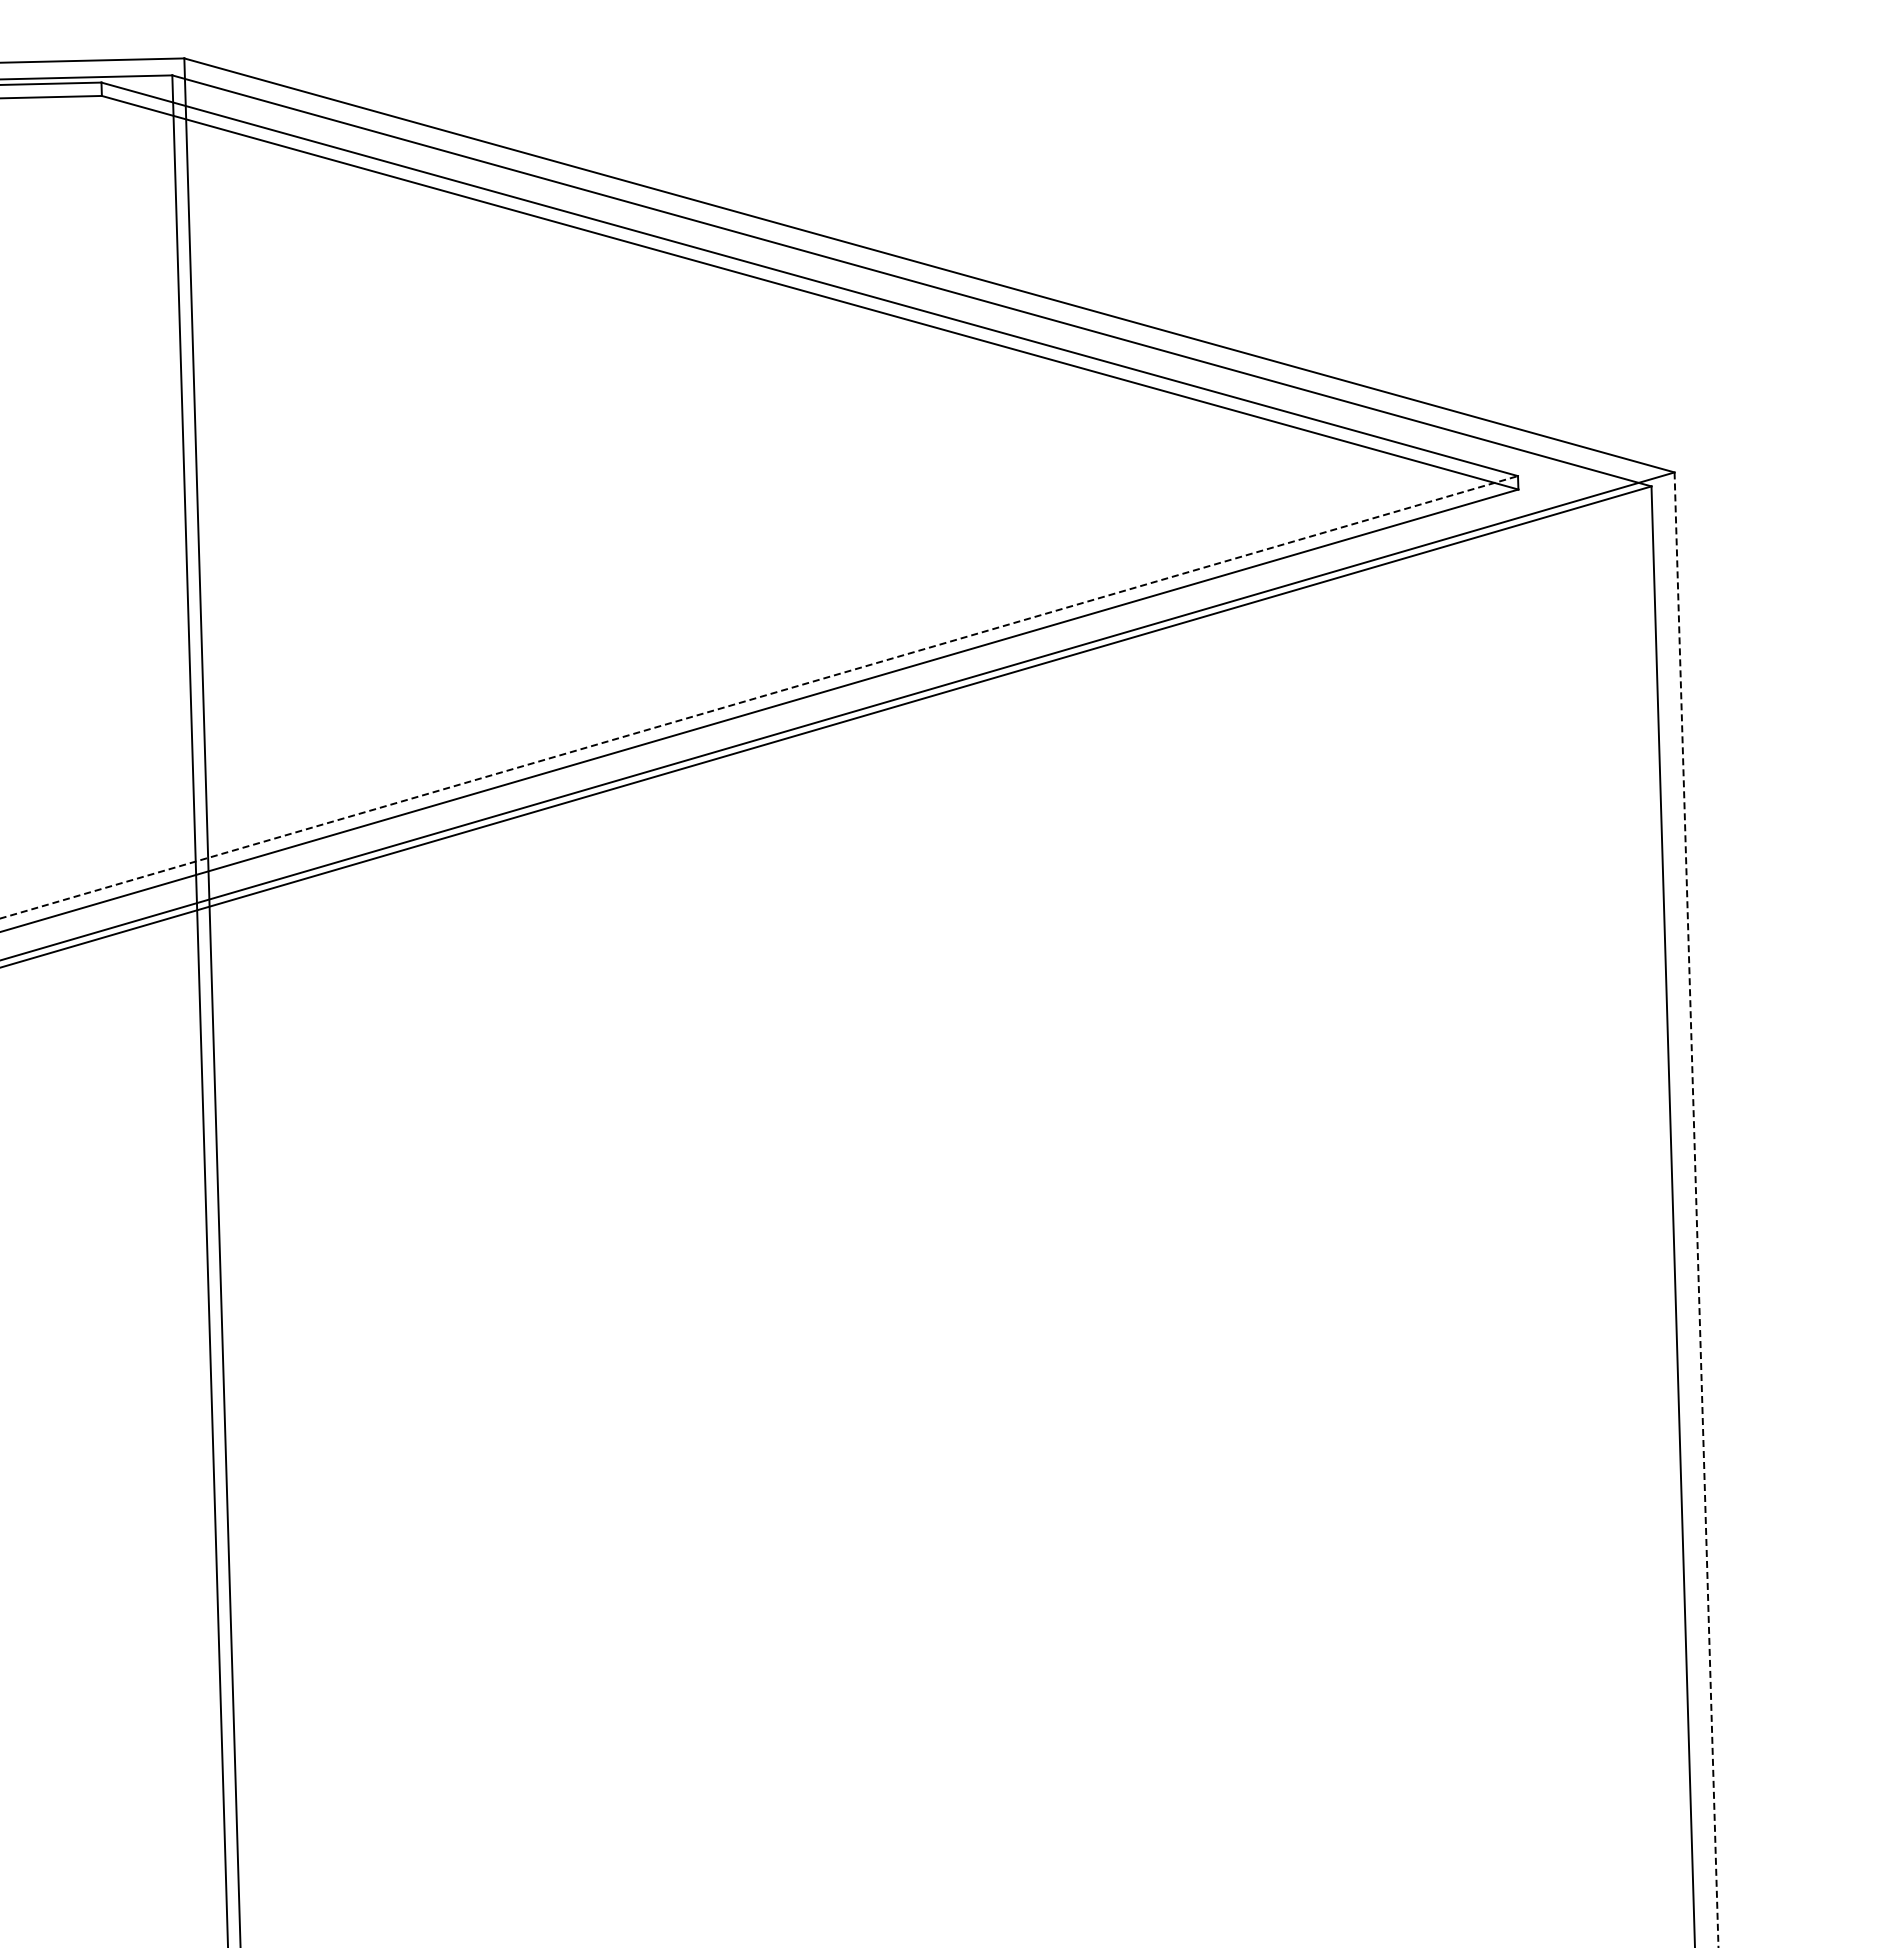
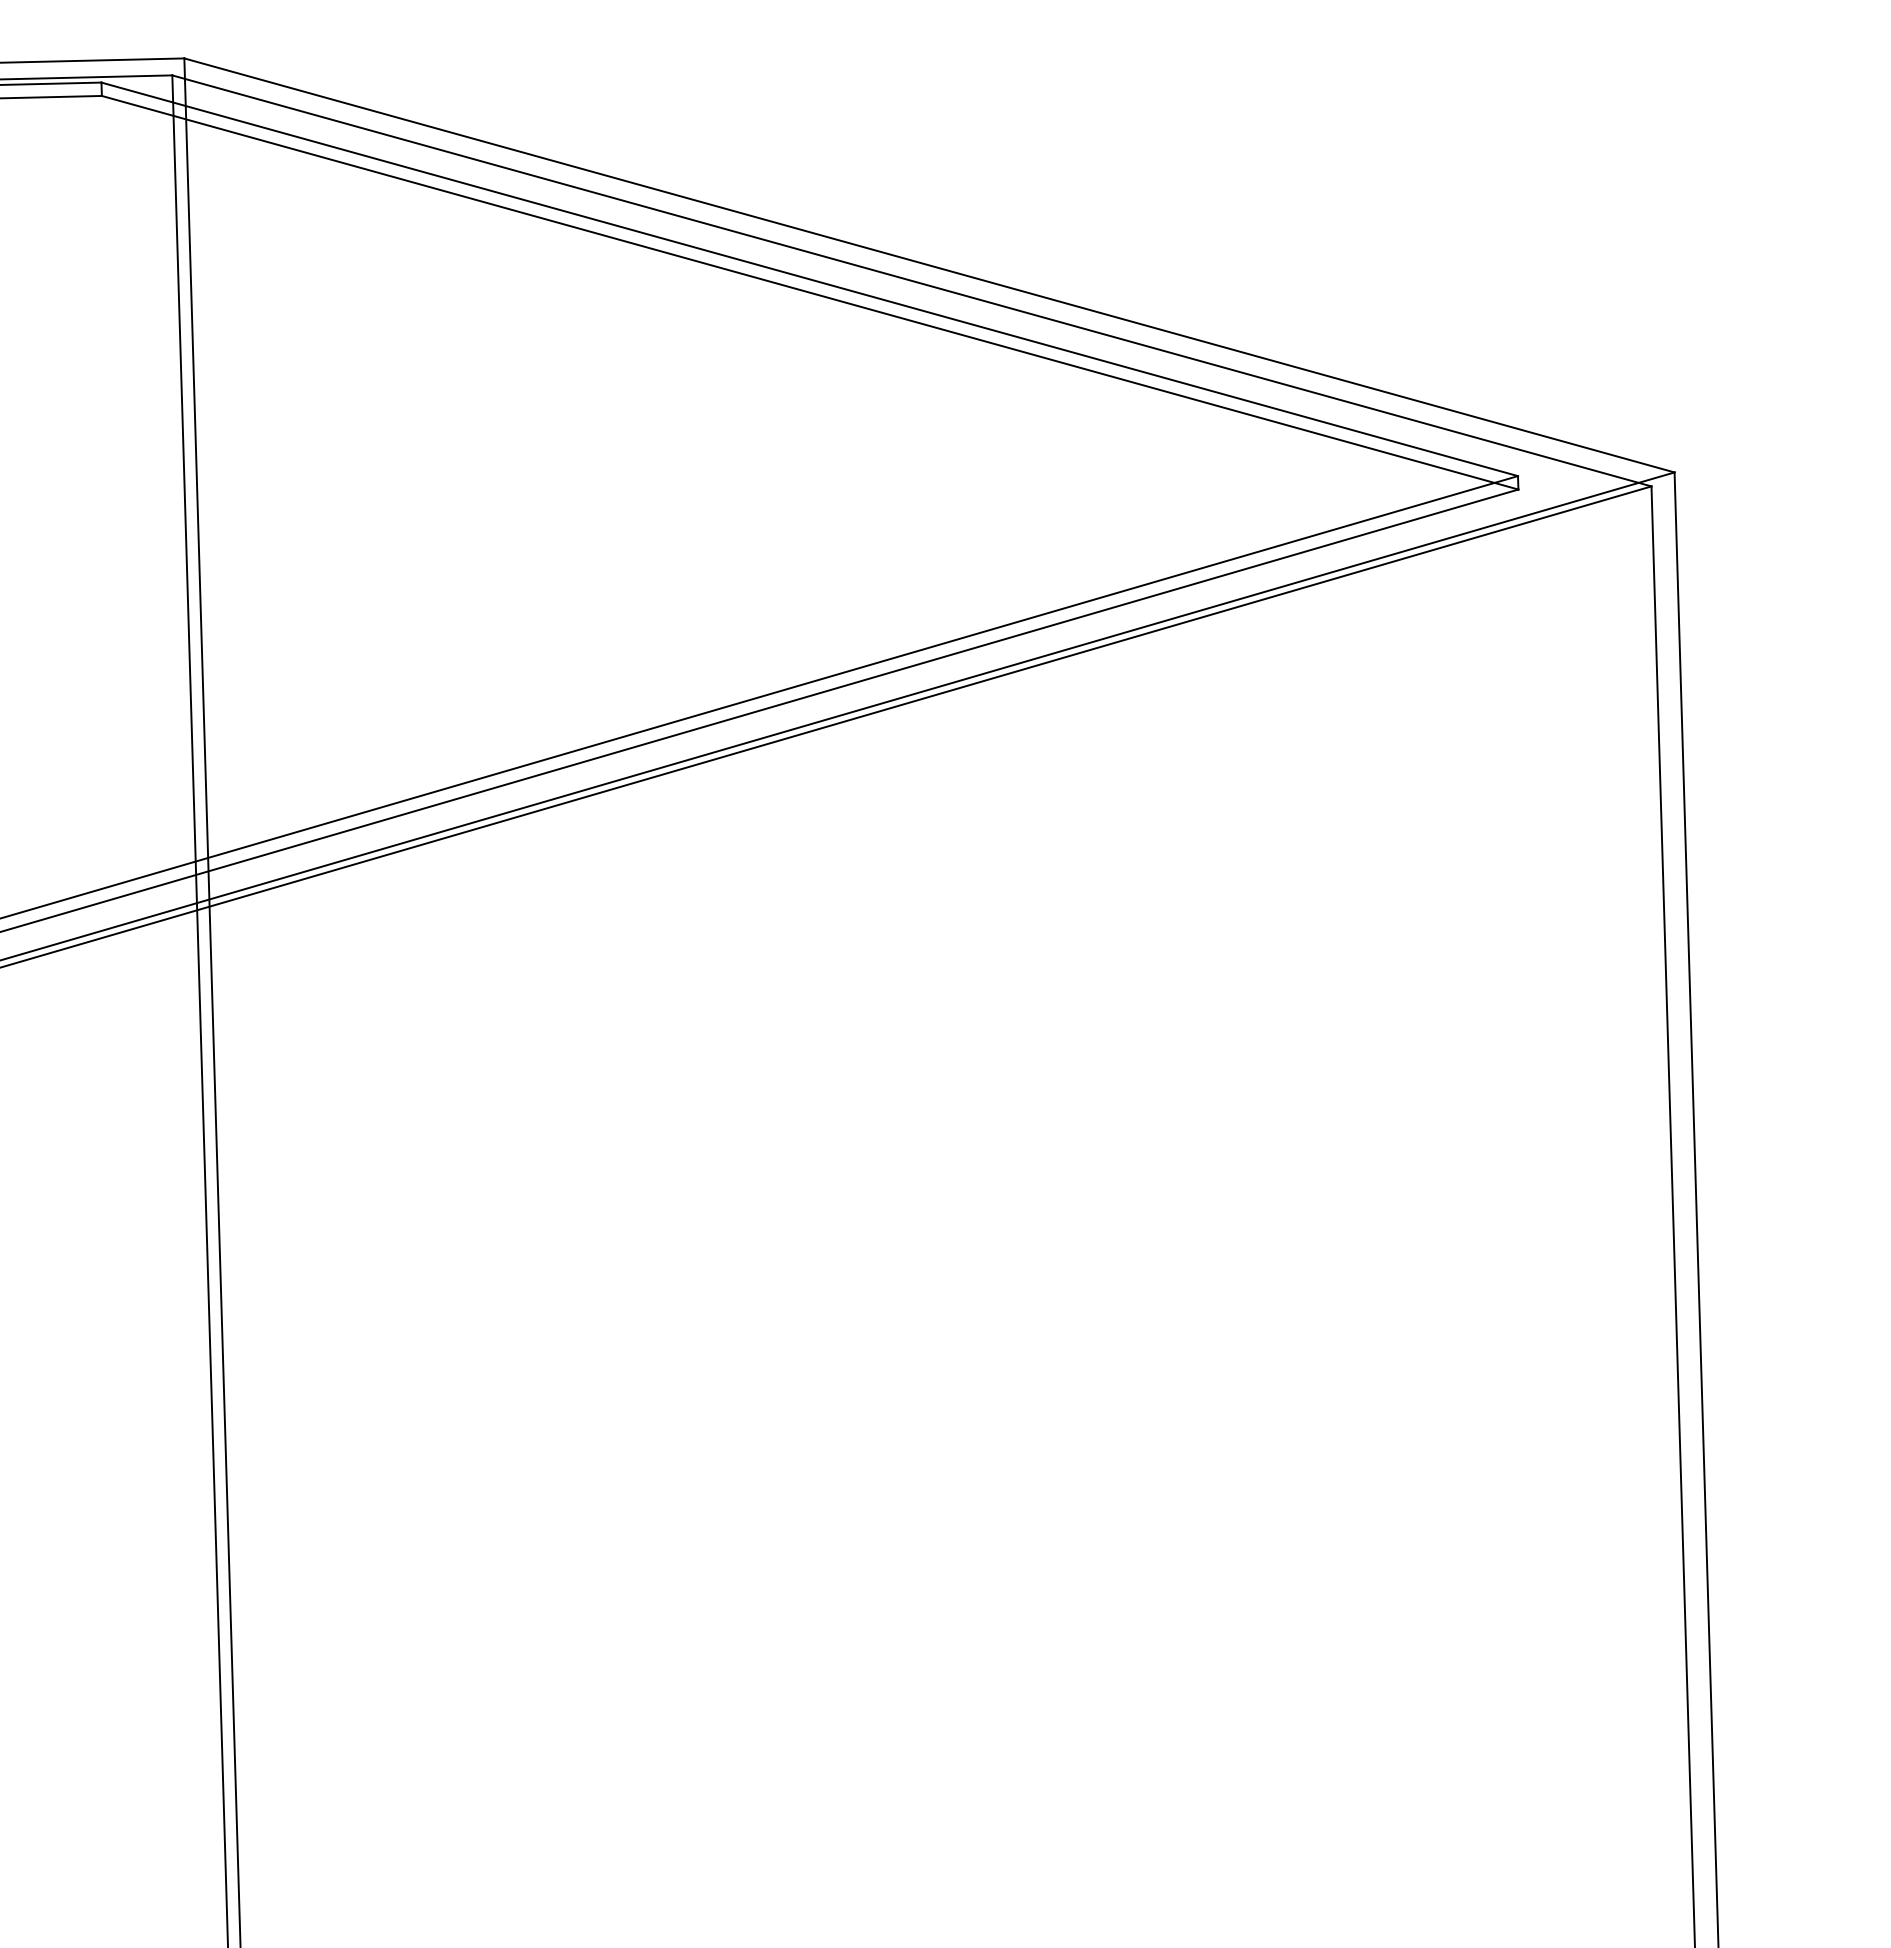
line: dashed -> solid (759, 697)
line: dashed -> solid (1696, 1209)
